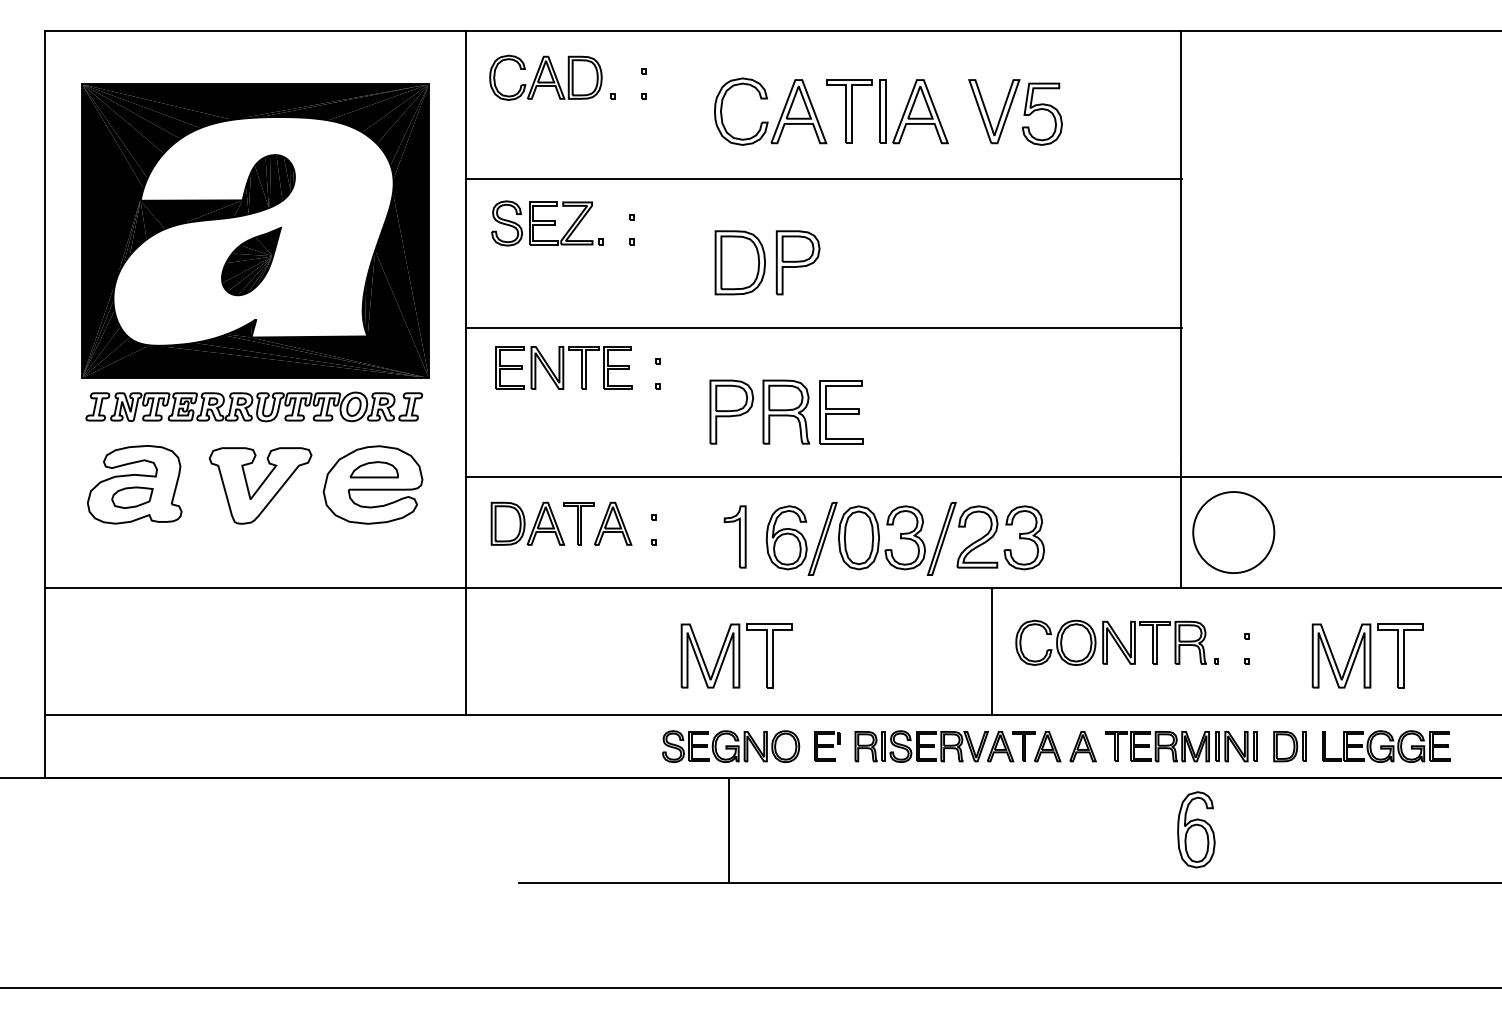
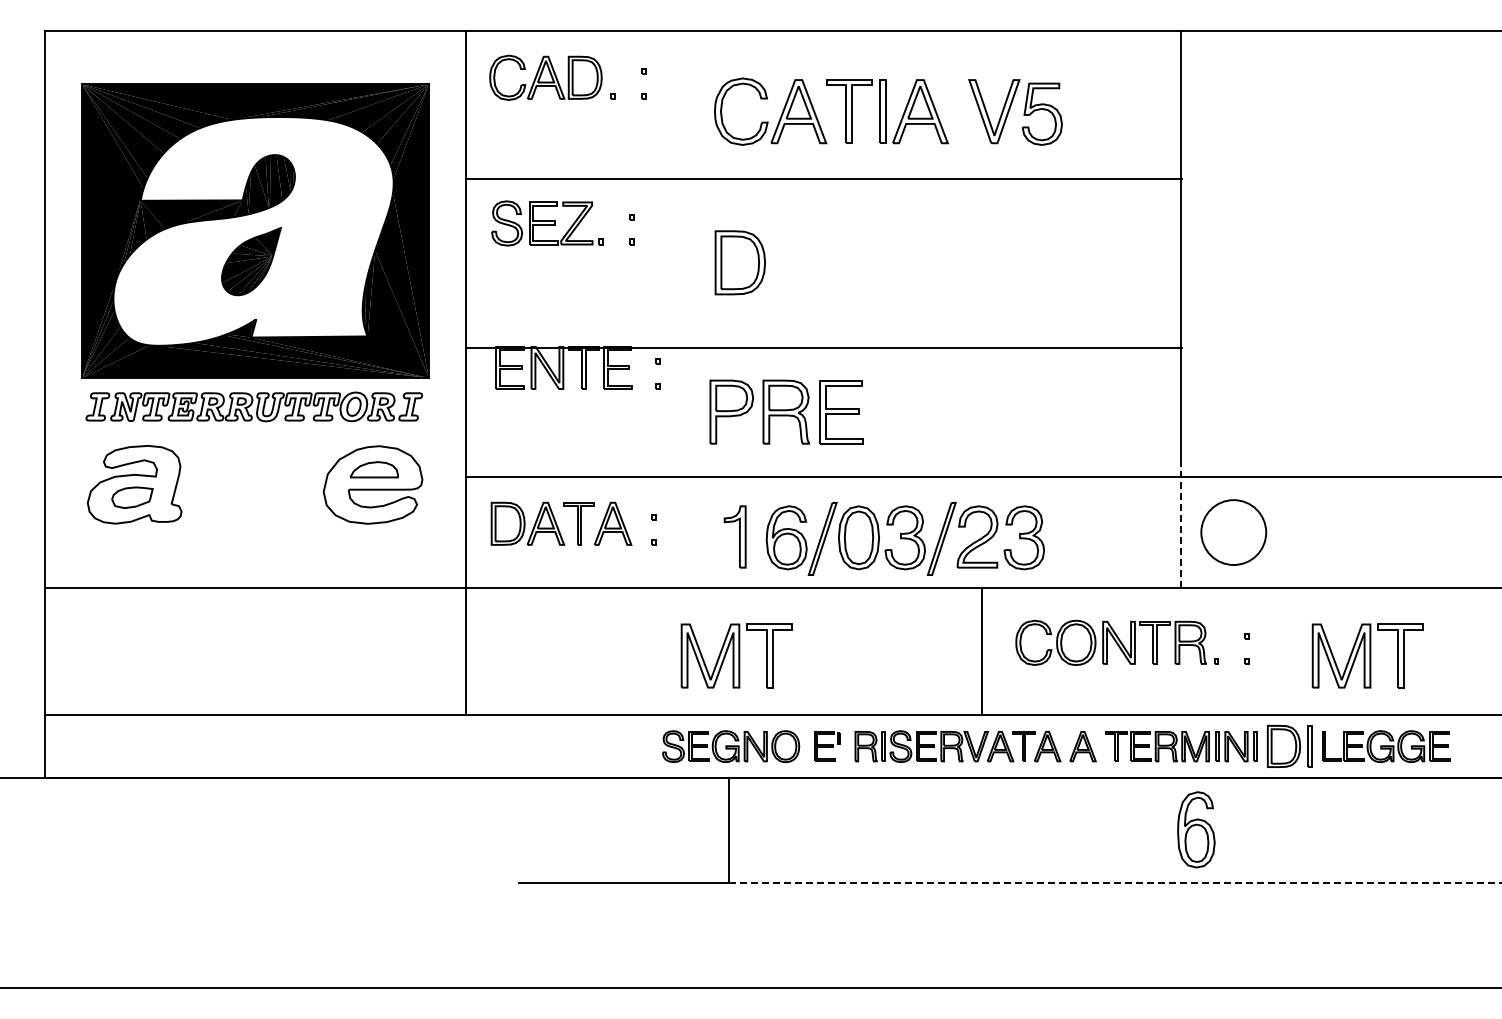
part: present -> none (797, 262)
line position: (823, 328) -> (823, 348) (823, 348)
part: present -> none (260, 485)
line: solid -> dashed (1181, 524)
circle diameter: 81 px -> 65 px (1233, 532)
line position: (992, 651) -> (982, 651) (982, 651)
part size: 34x32 px -> 46x43 px (1289, 746)
line: solid -> dashed (1115, 883)
